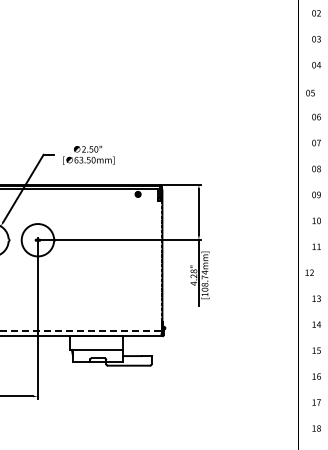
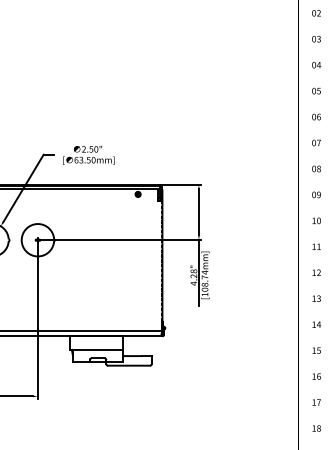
text position: (310, 92) -> (316, 90) (316, 90)
text position: (309, 272) -> (316, 272) (316, 272)
line: dashed -> solid (82, 330)
